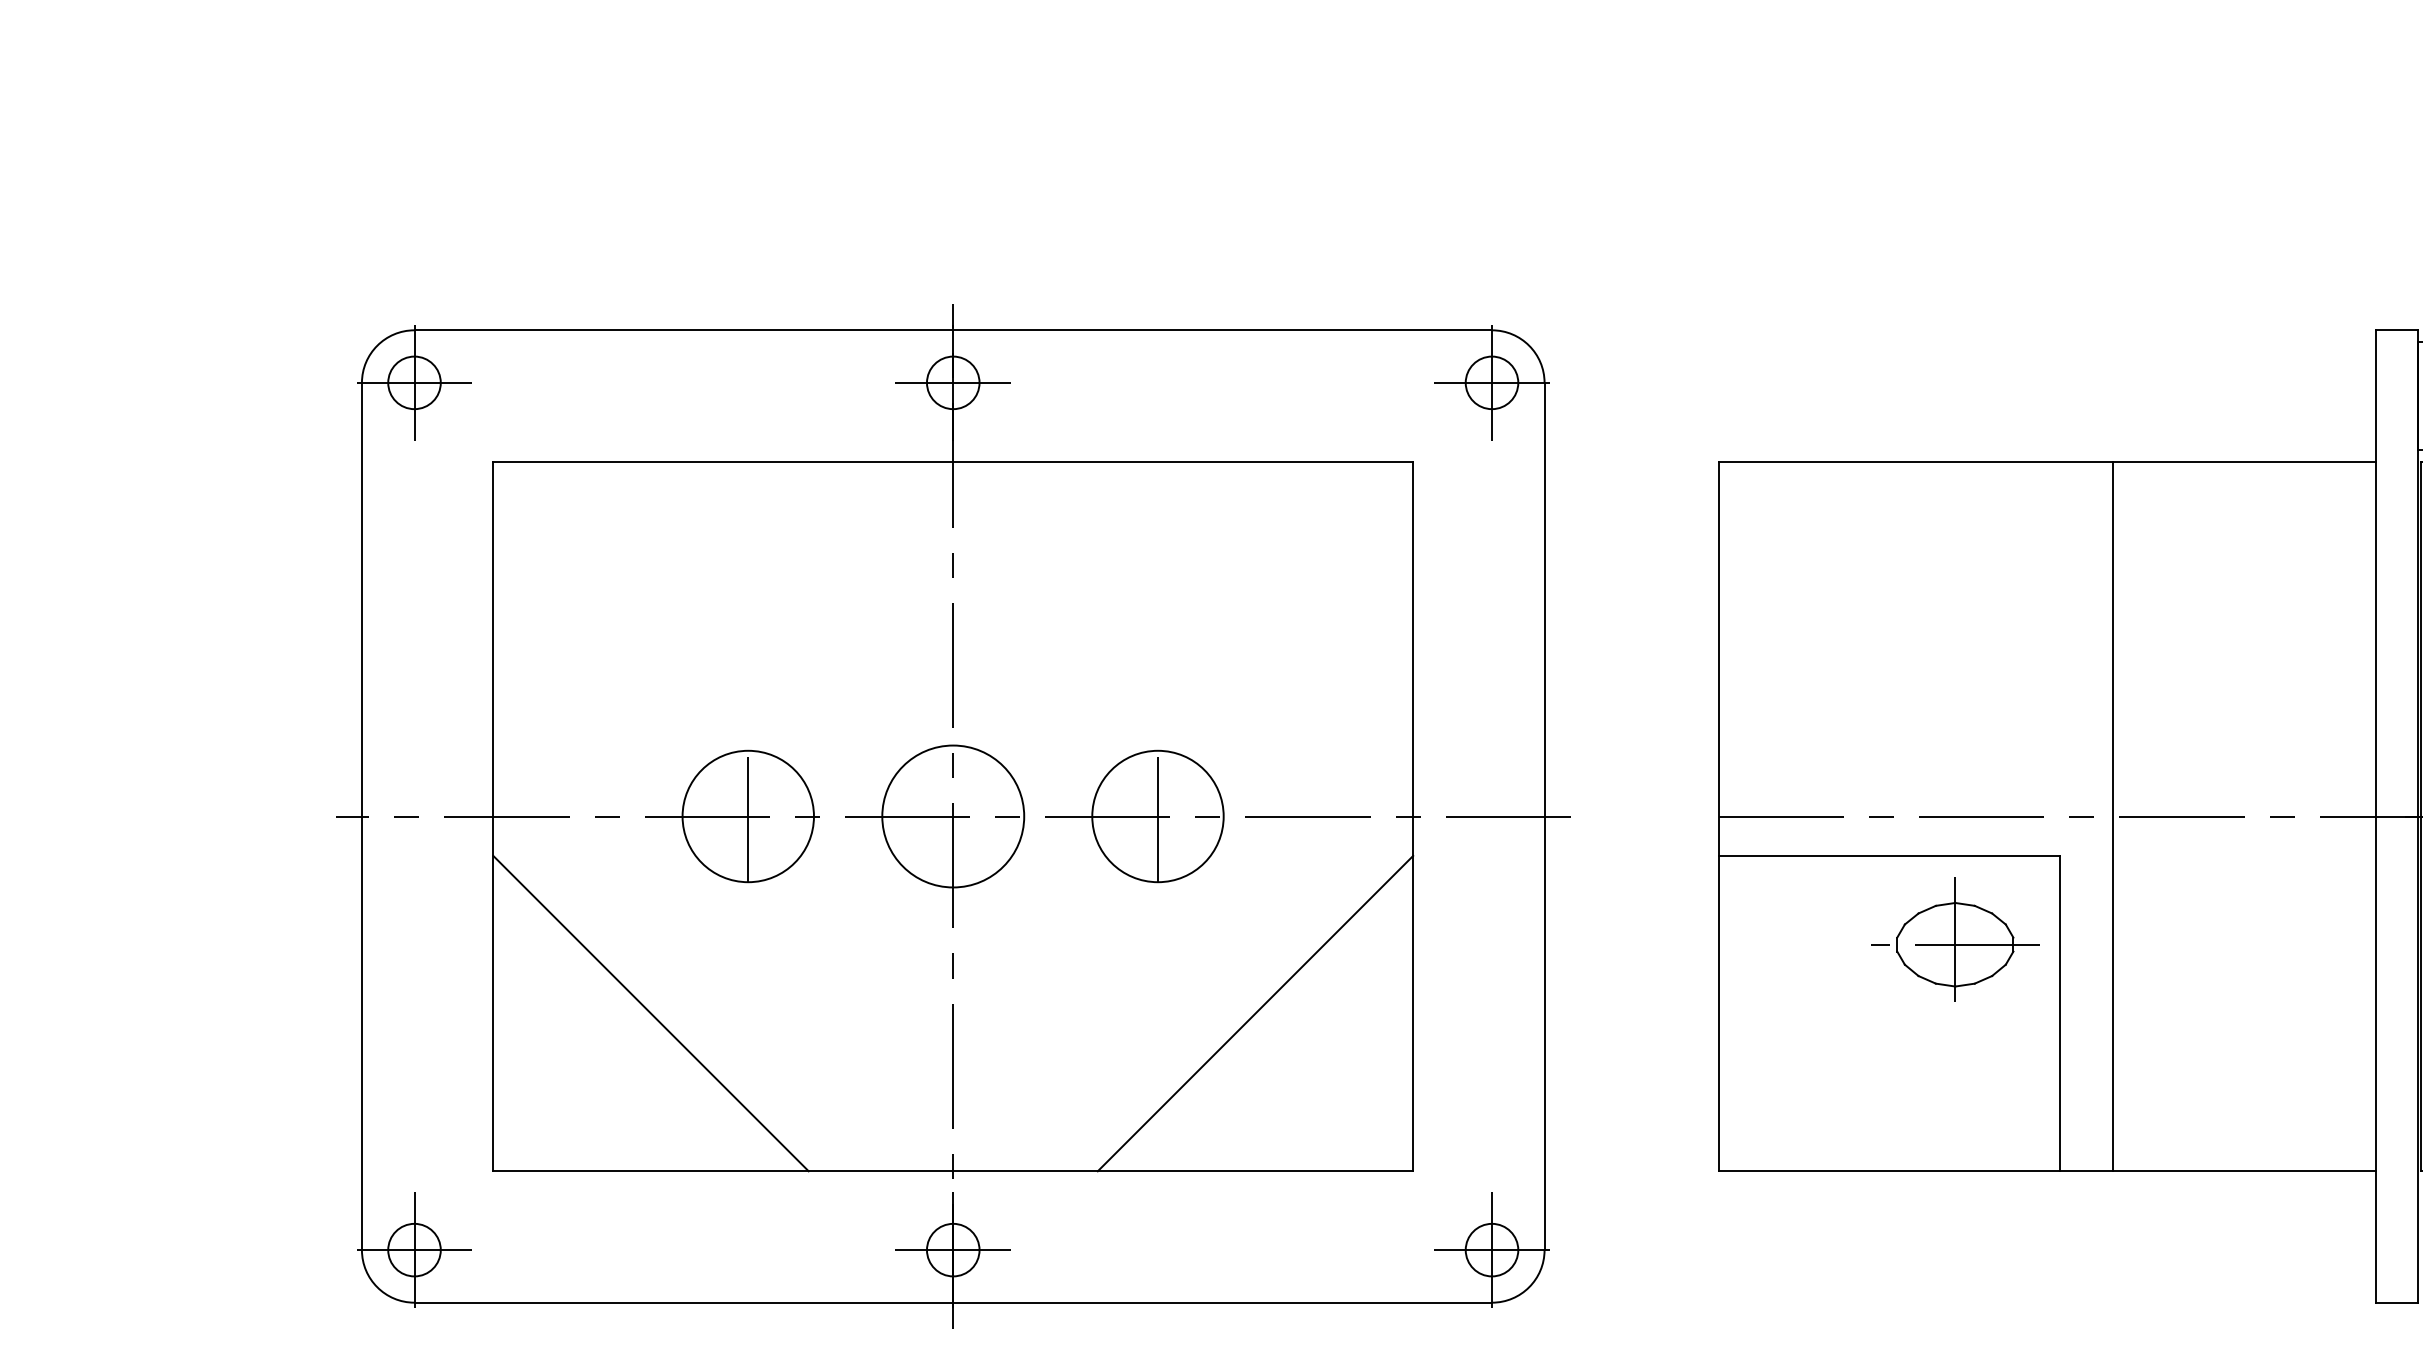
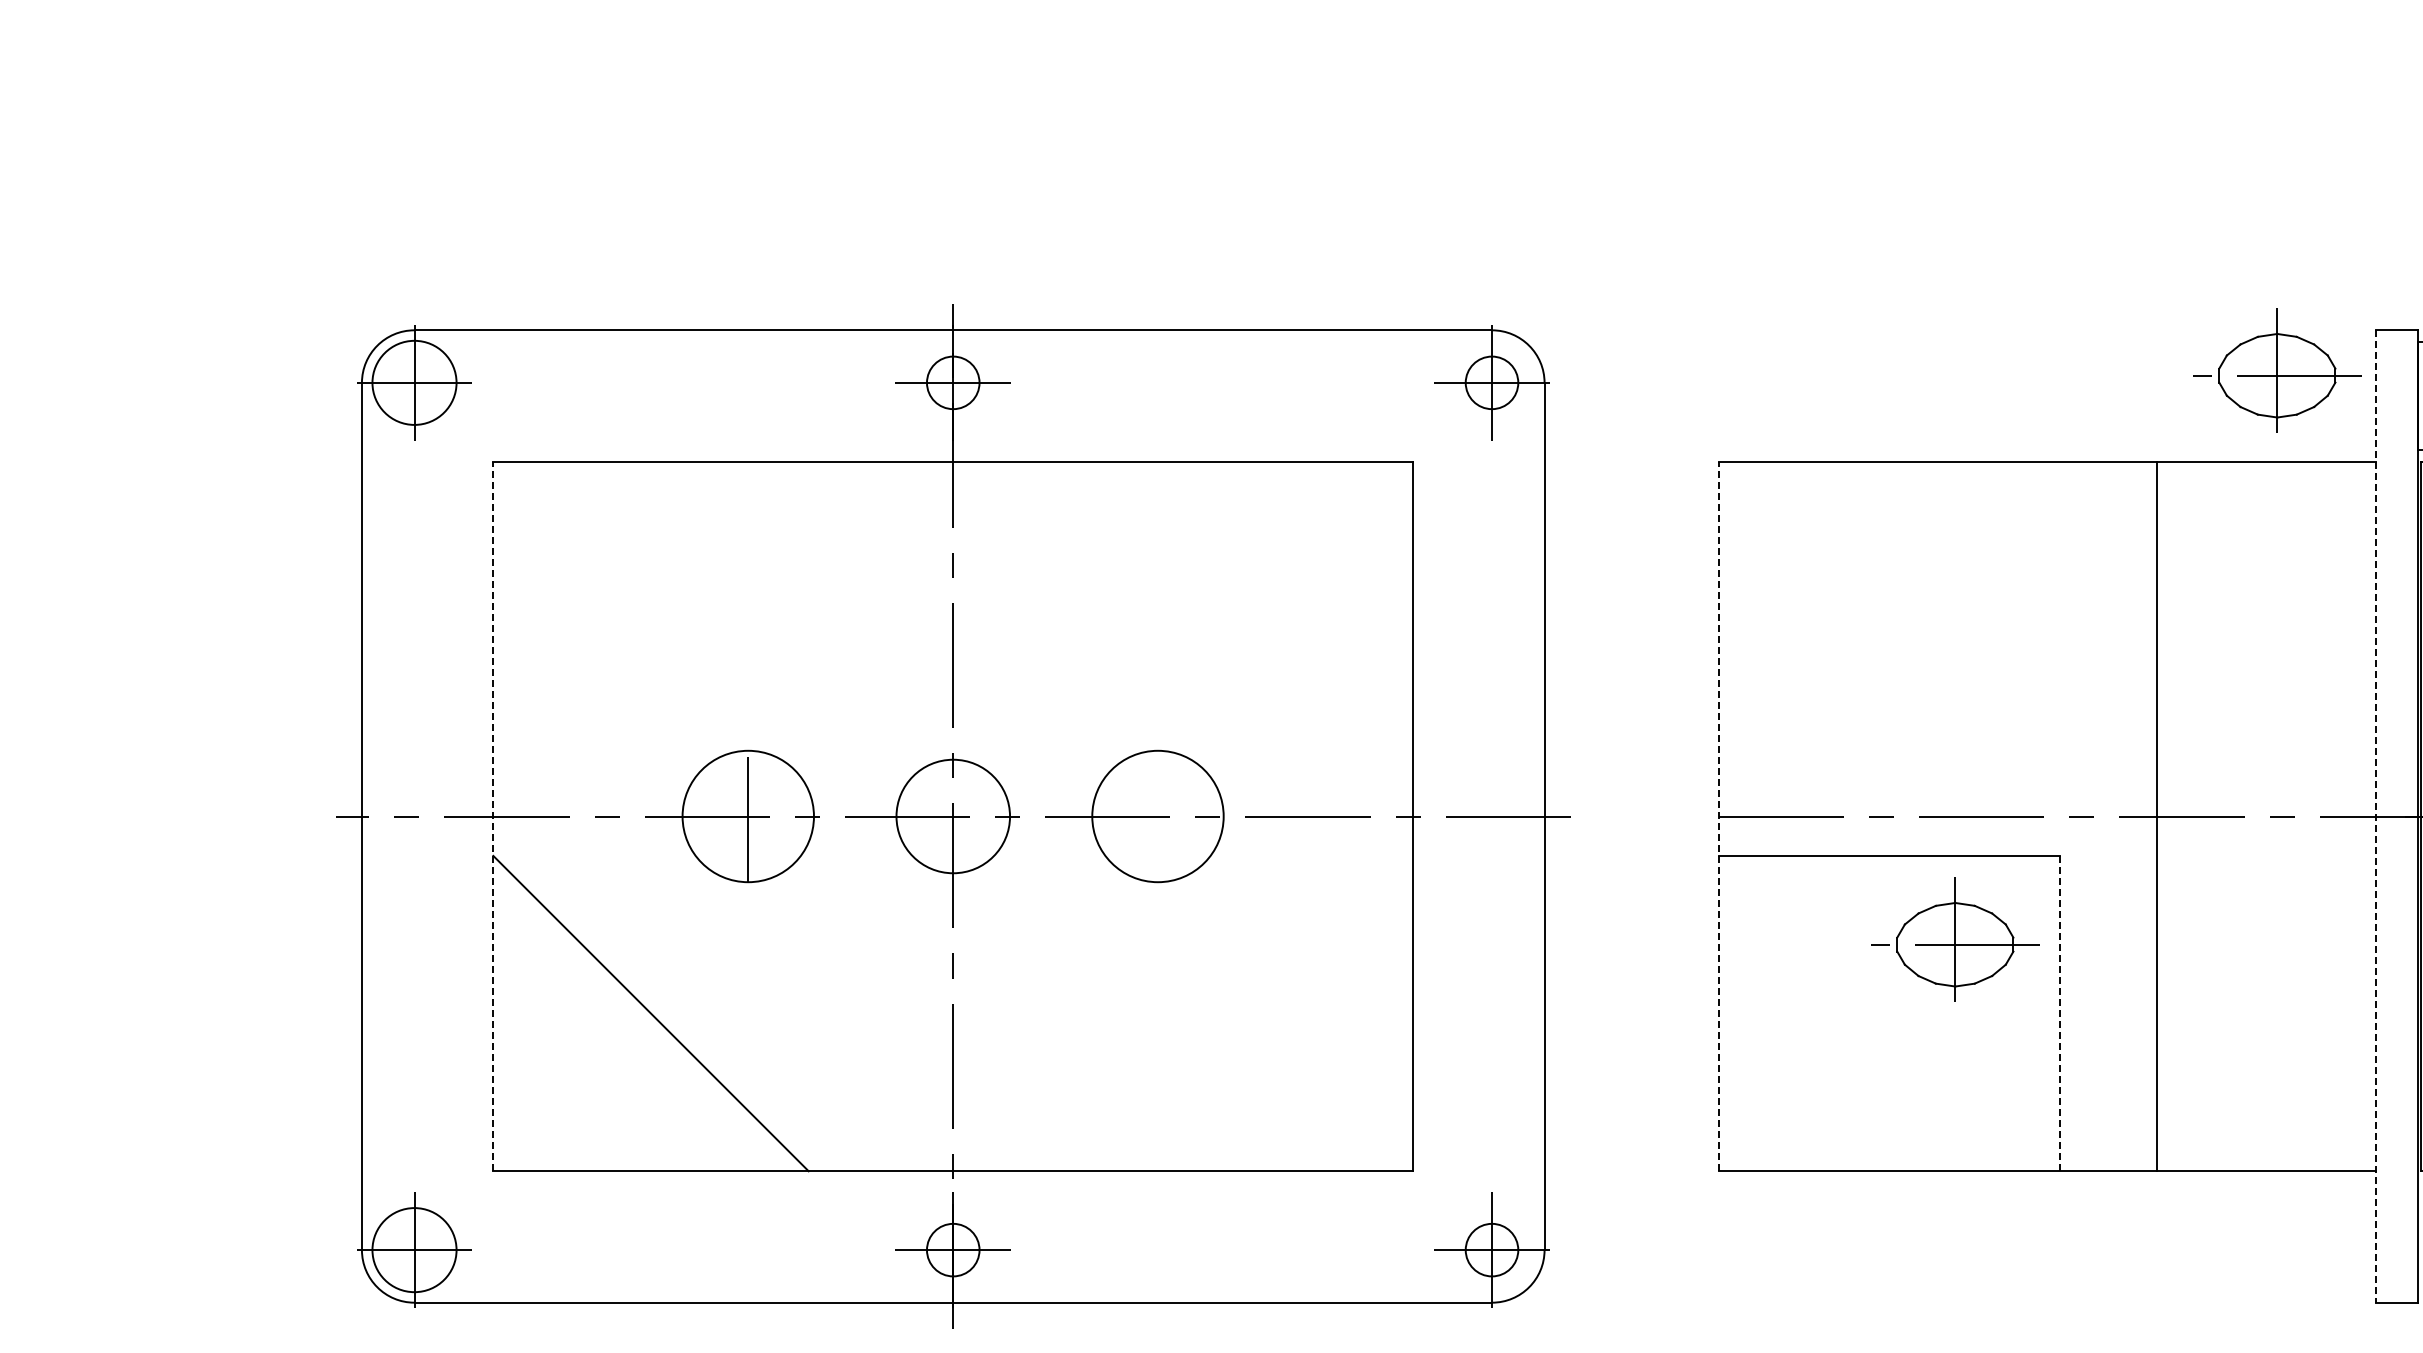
part: none -> present (2277, 370)
circle diameter: 53 px -> 84 px (414, 382)
line: solid -> dashed (493, 816)
circle diameter: 142 px -> 114 px (953, 816)
line: present -> none (1157, 816)
line: solid -> dashed (1718, 816)
line position: (2113, 816) -> (2157, 816) (2157, 816)
line: solid -> dashed (2375, 817)
line: present -> none (1255, 1013)
line: solid -> dashed (2060, 1013)
circle diameter: 53 px -> 84 px (414, 1250)
